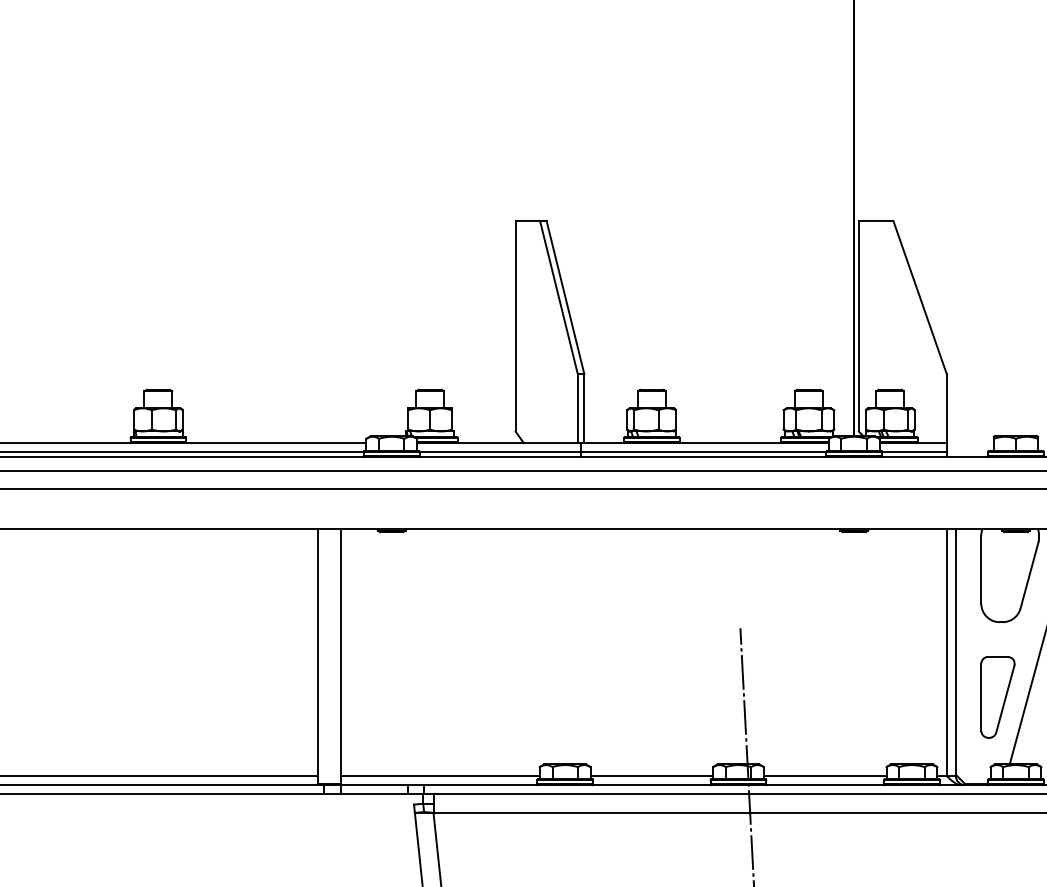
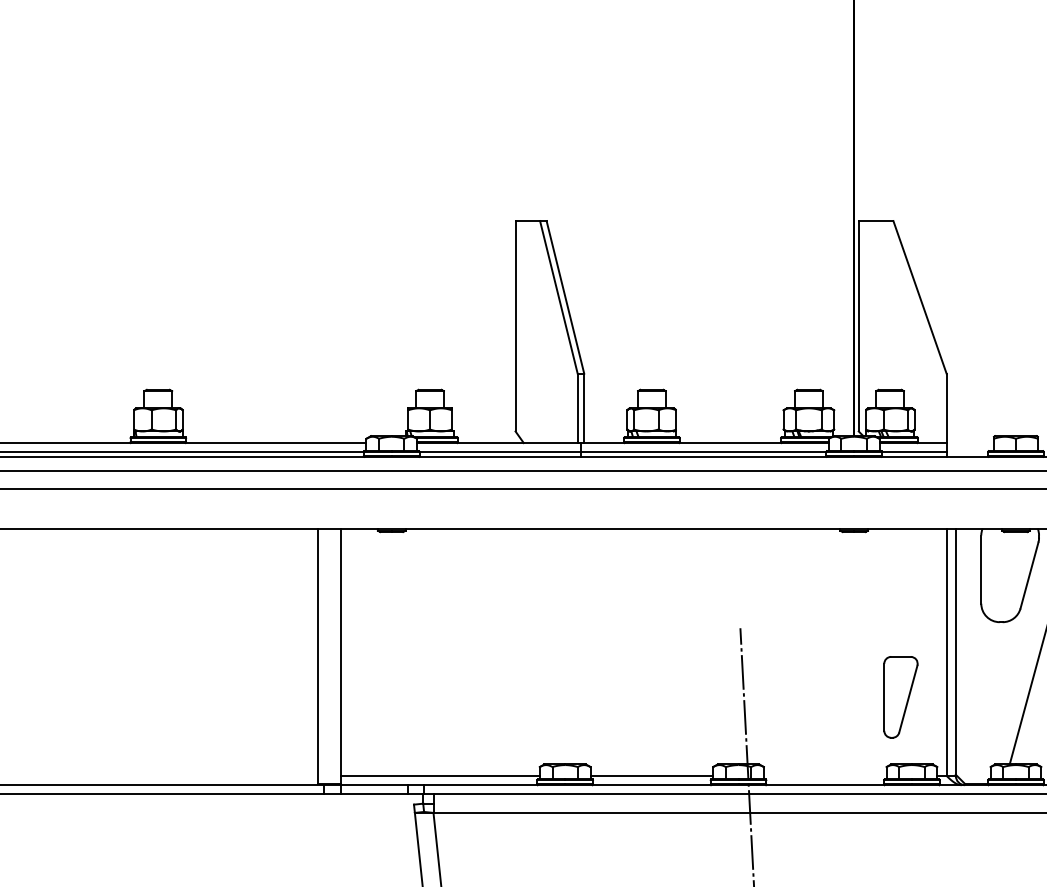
part position: (997, 697) -> (900, 697) (900, 697)
line: present -> none (159, 775)
line: present -> none (824, 775)
